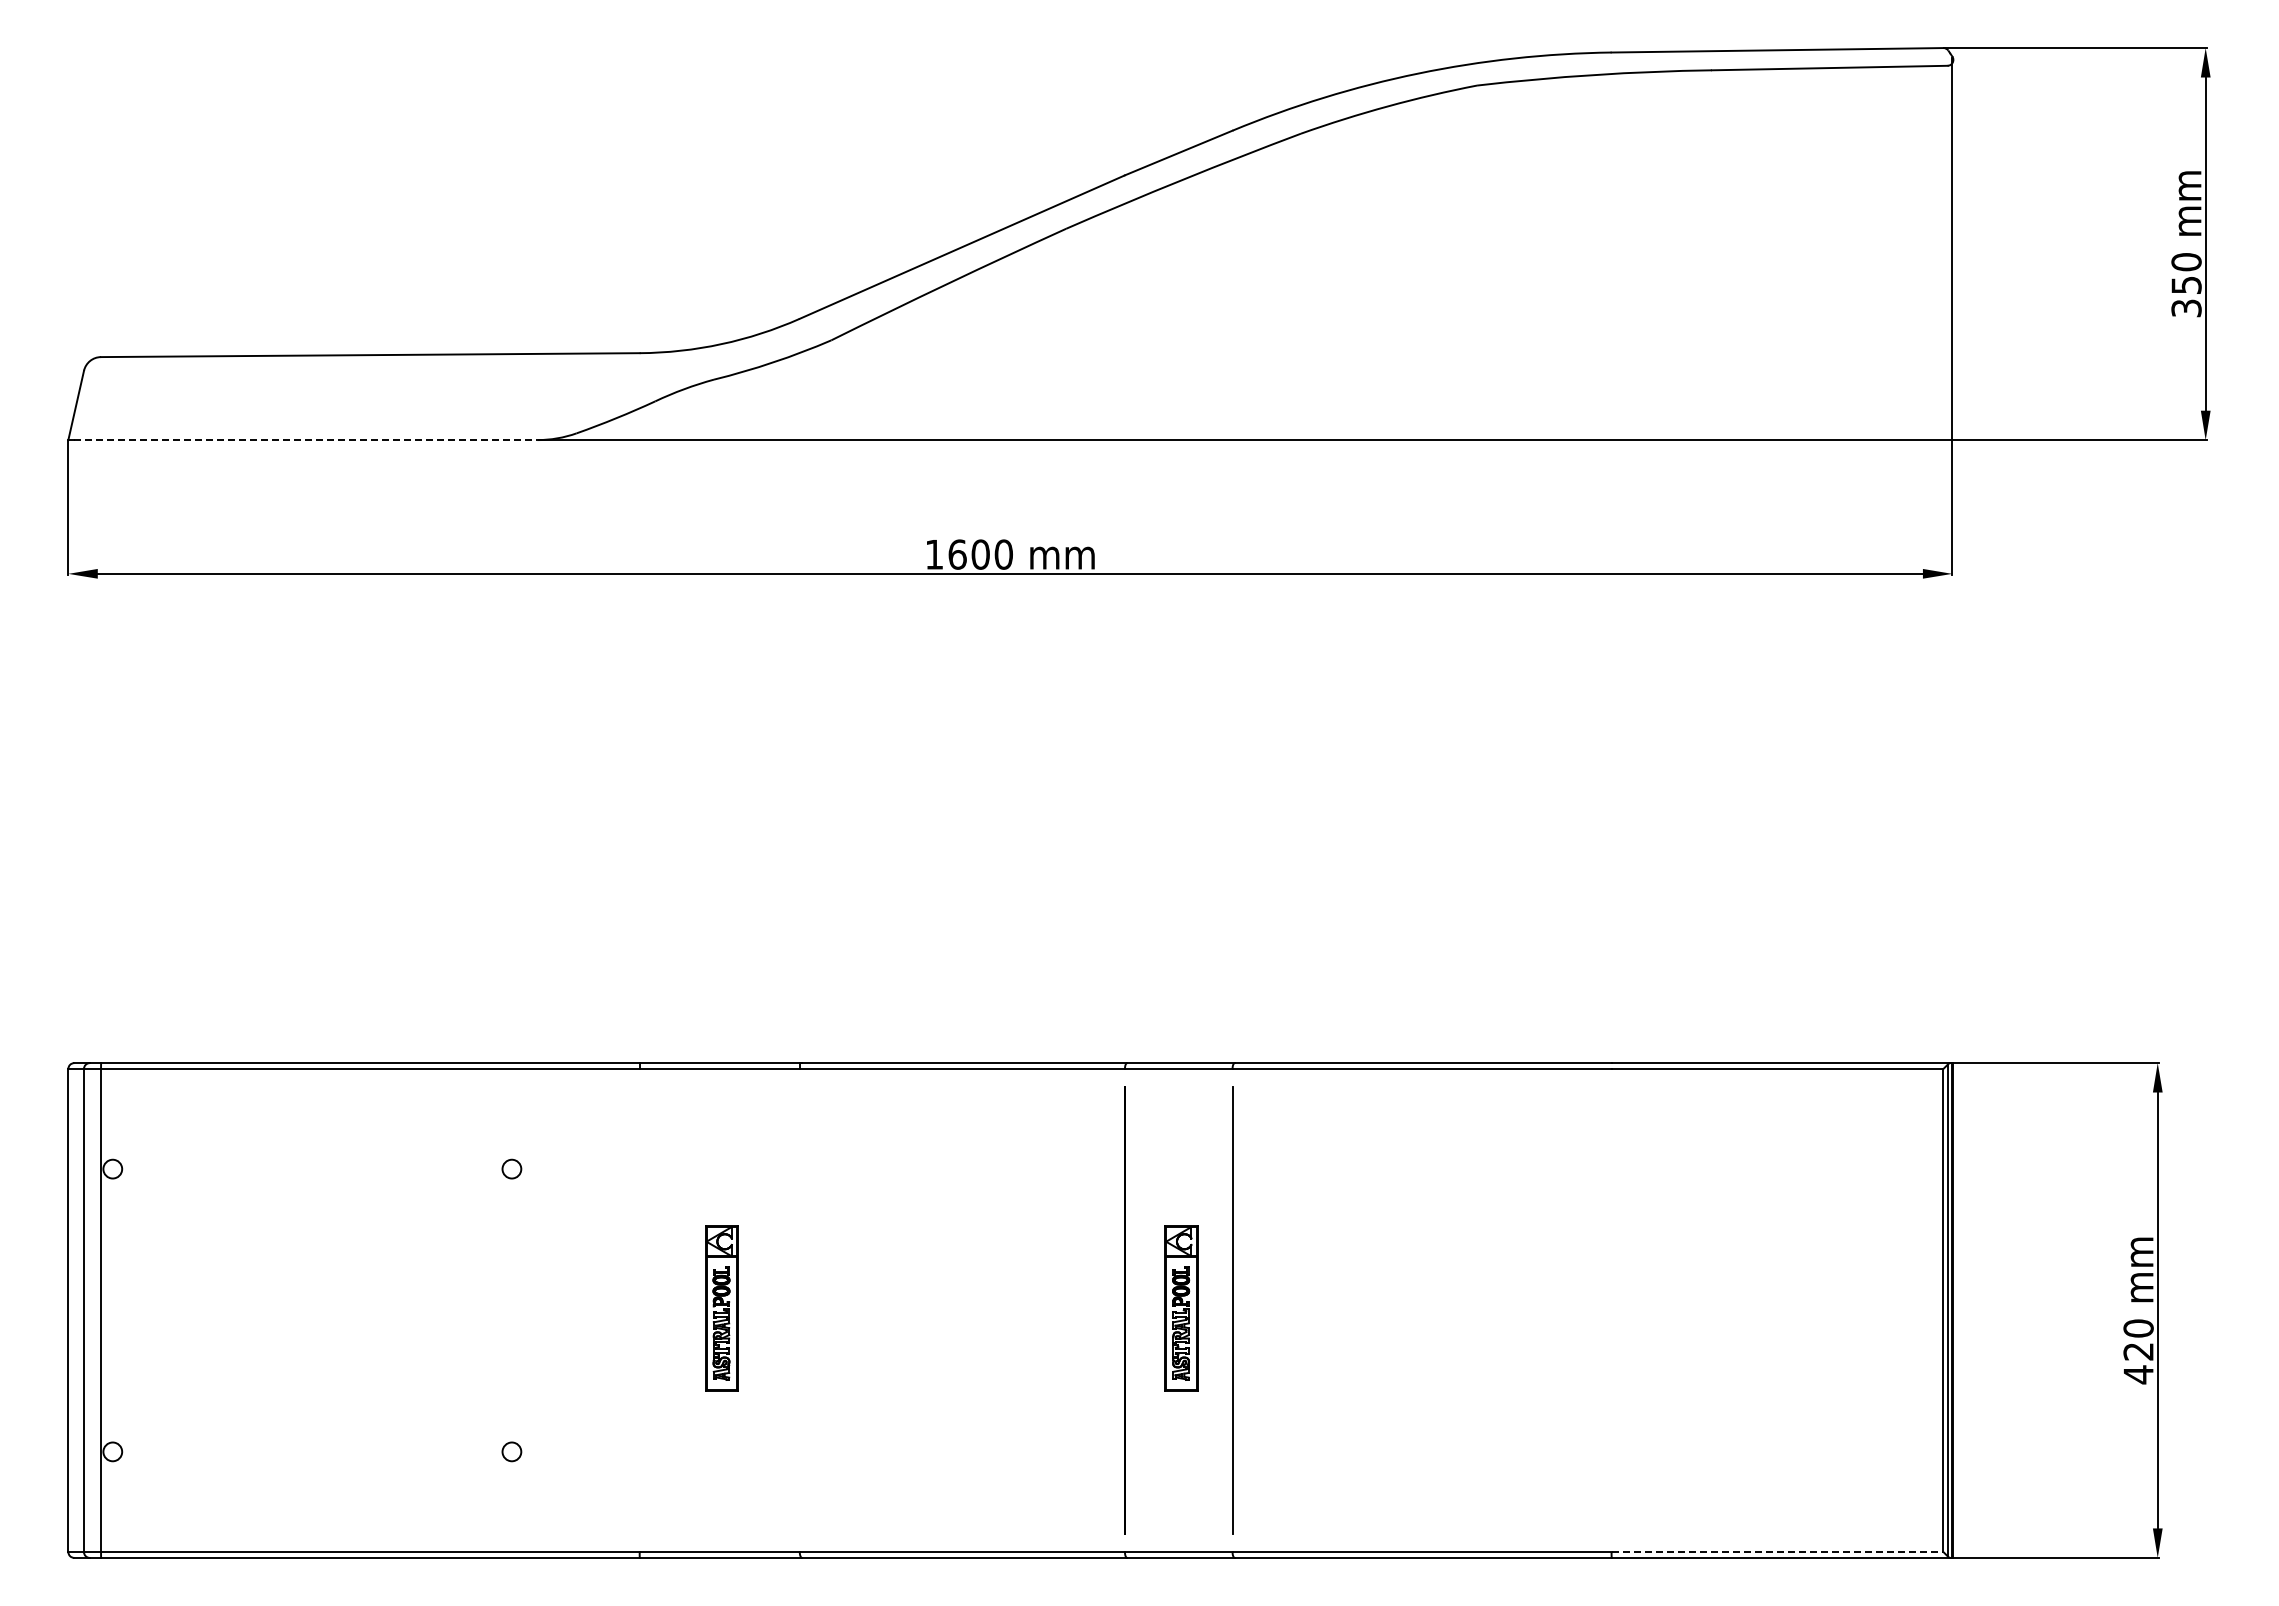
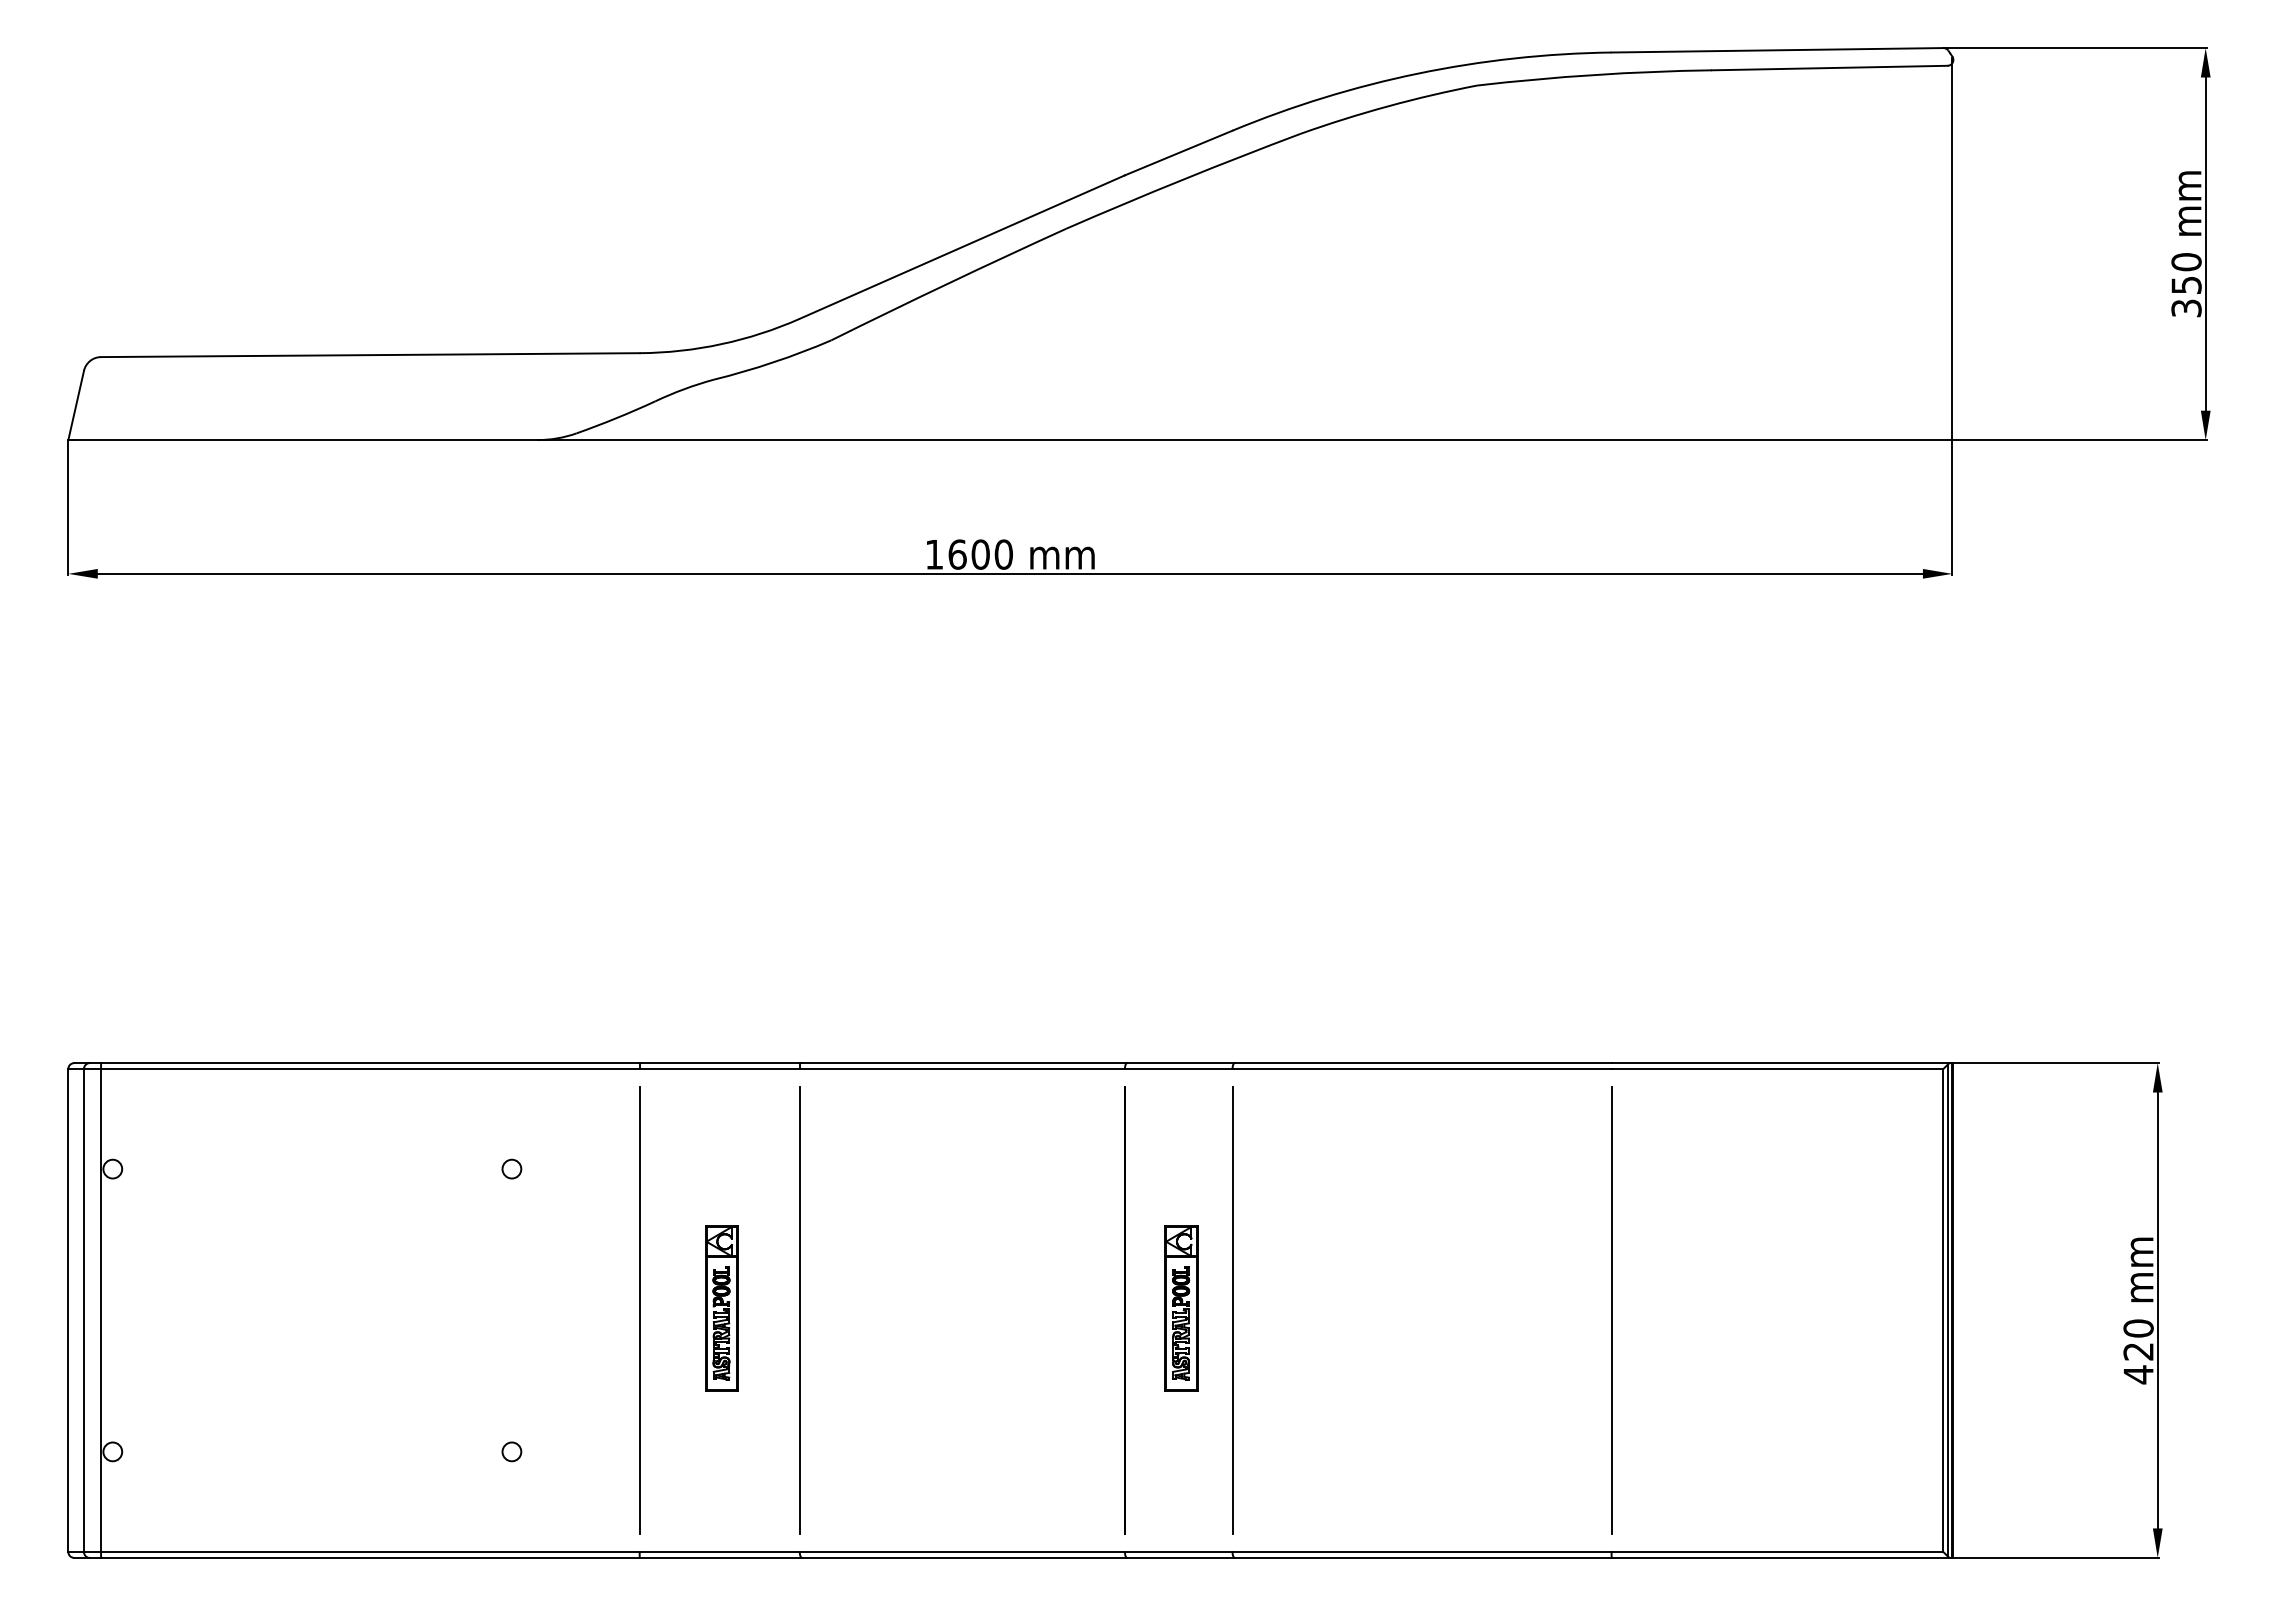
line: dashed -> solid (305, 440)
line: none -> present (639, 1310)
line: none -> present (799, 1310)
line: none -> present (1611, 1310)
line: dashed -> solid (1777, 1552)
